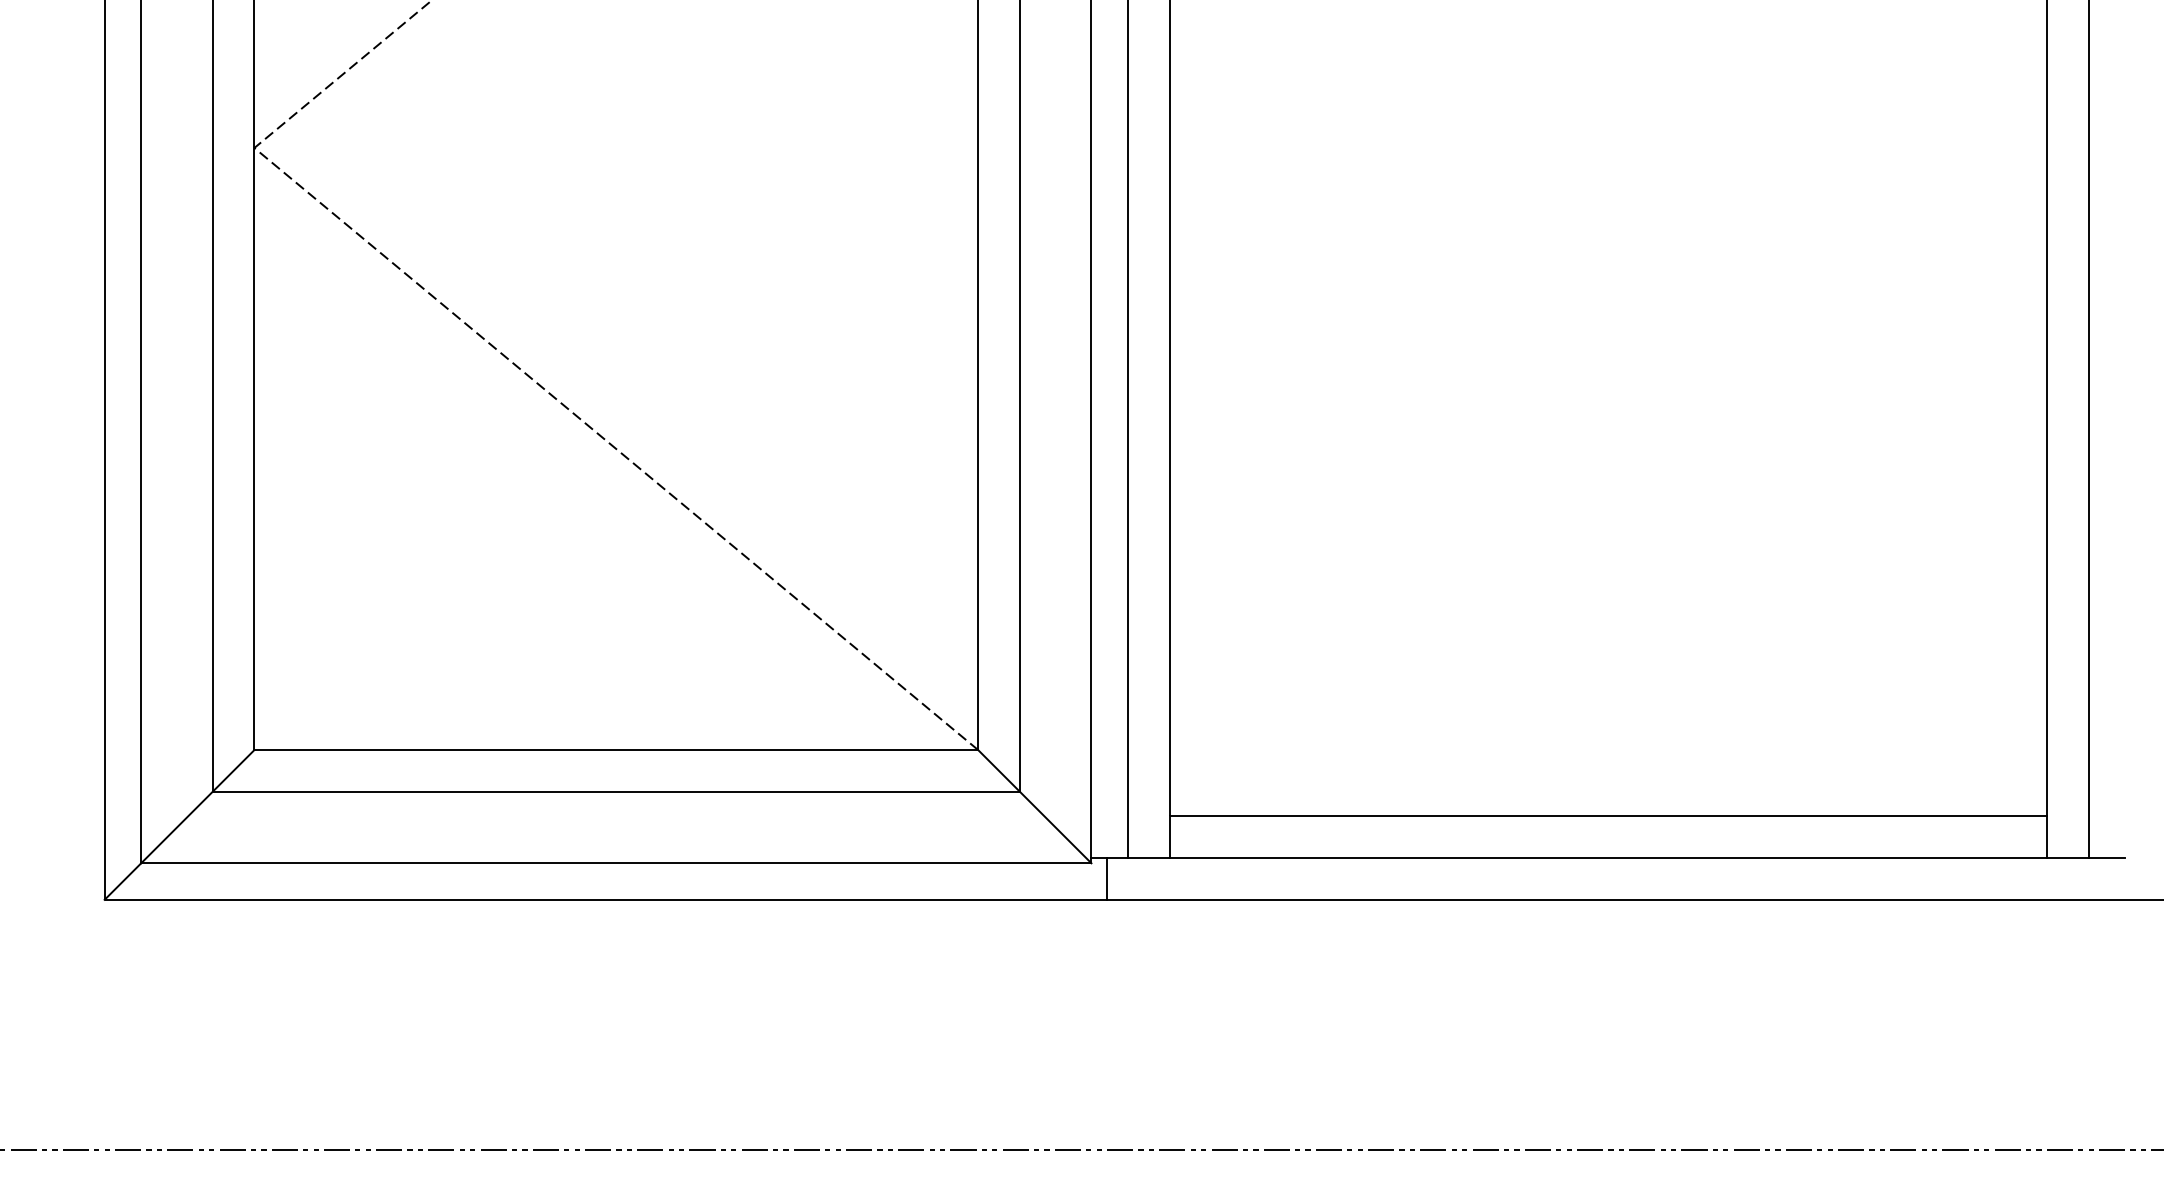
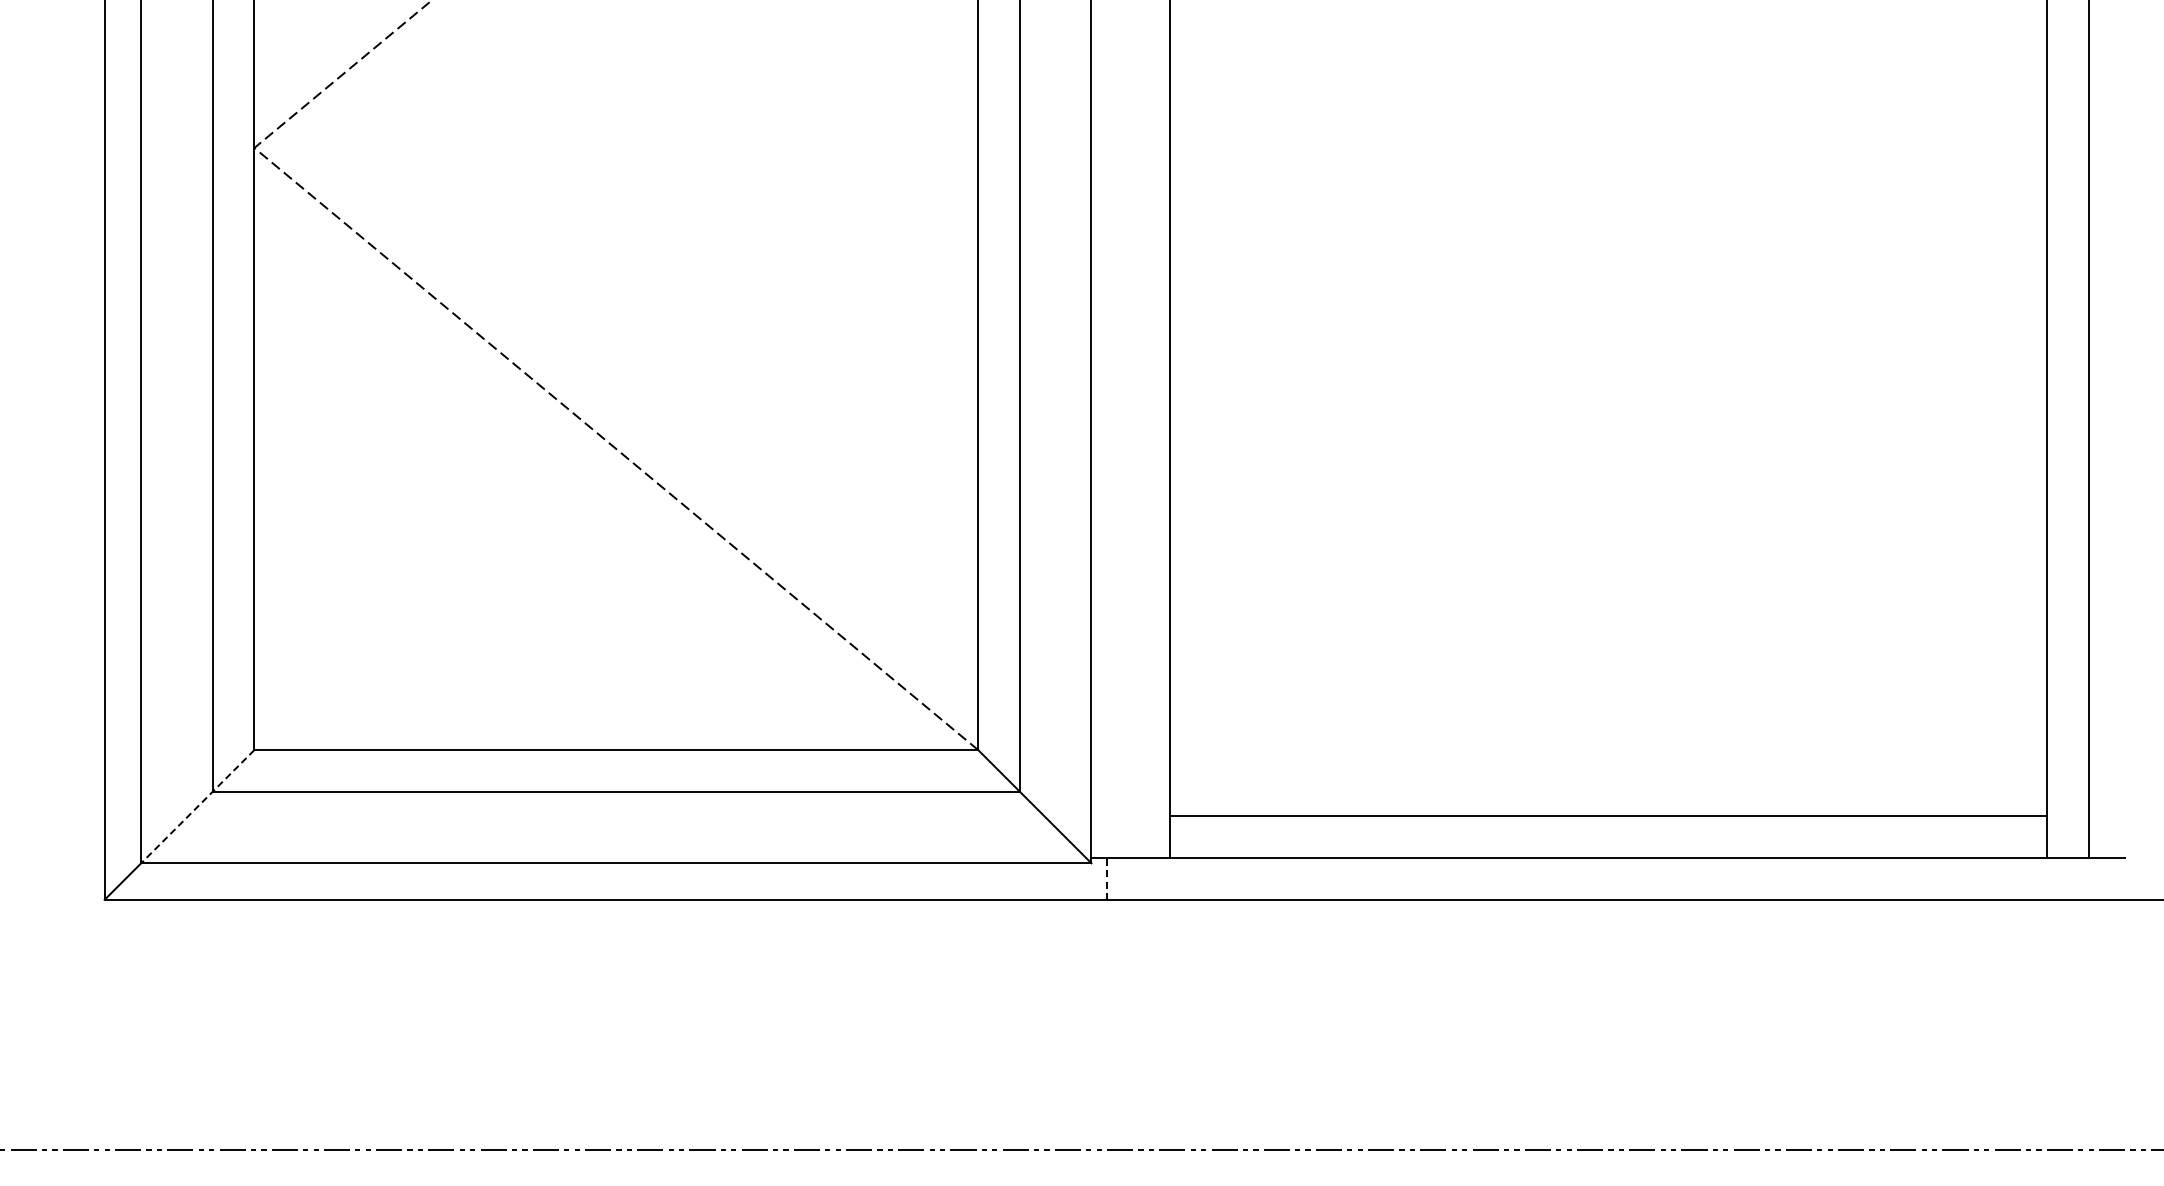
line: present -> none (1127, 430)
line: solid -> dashed (197, 807)
line: solid -> dashed (1107, 878)
